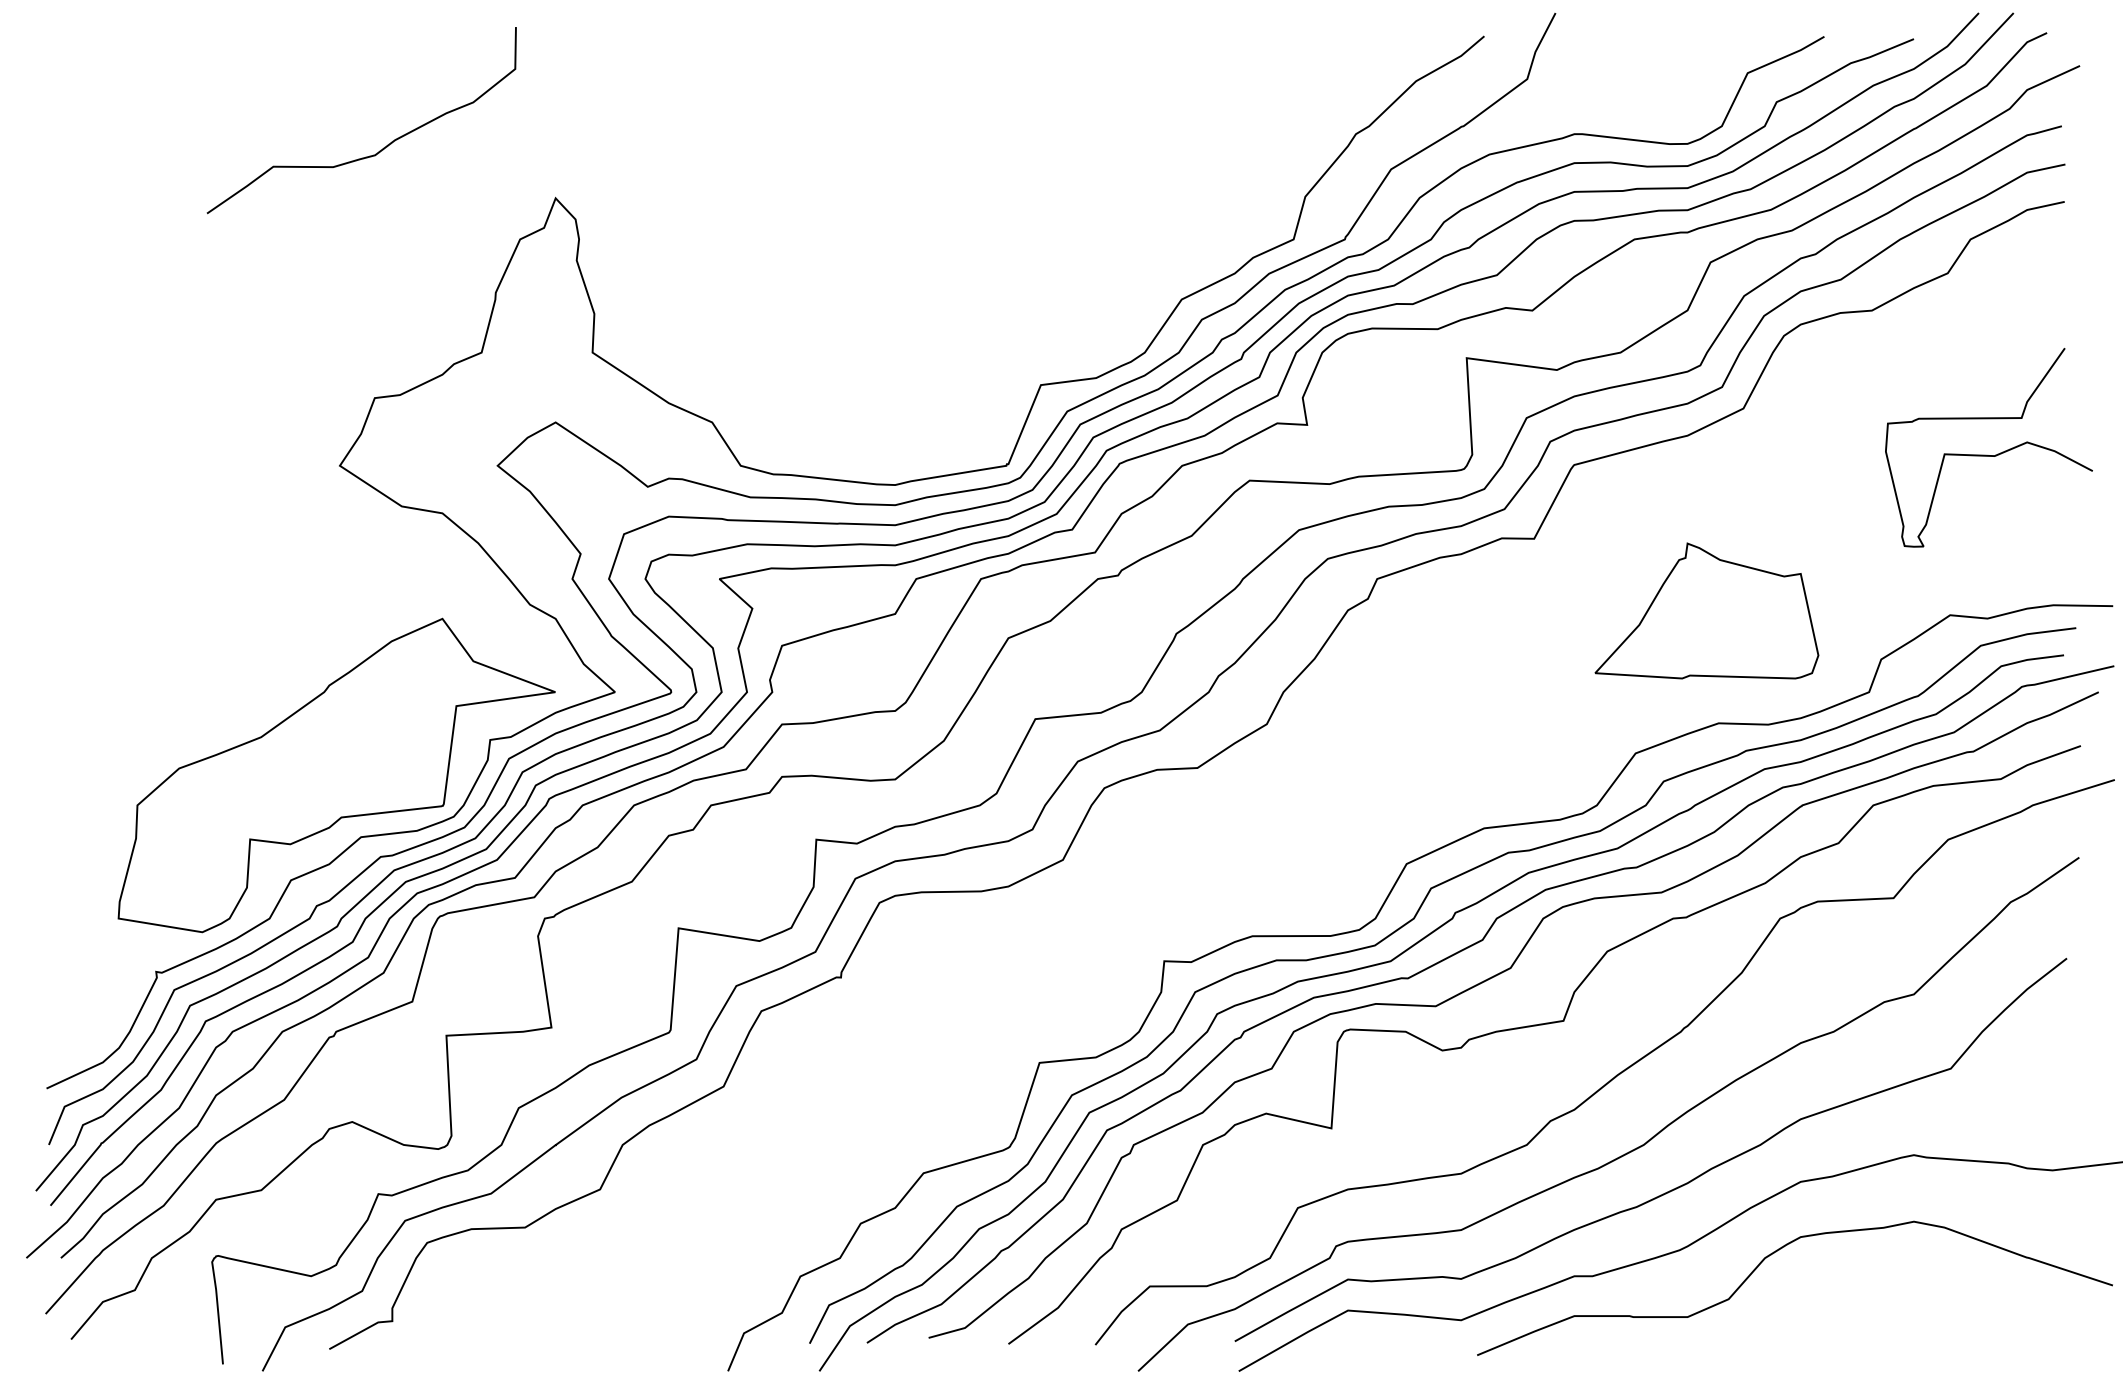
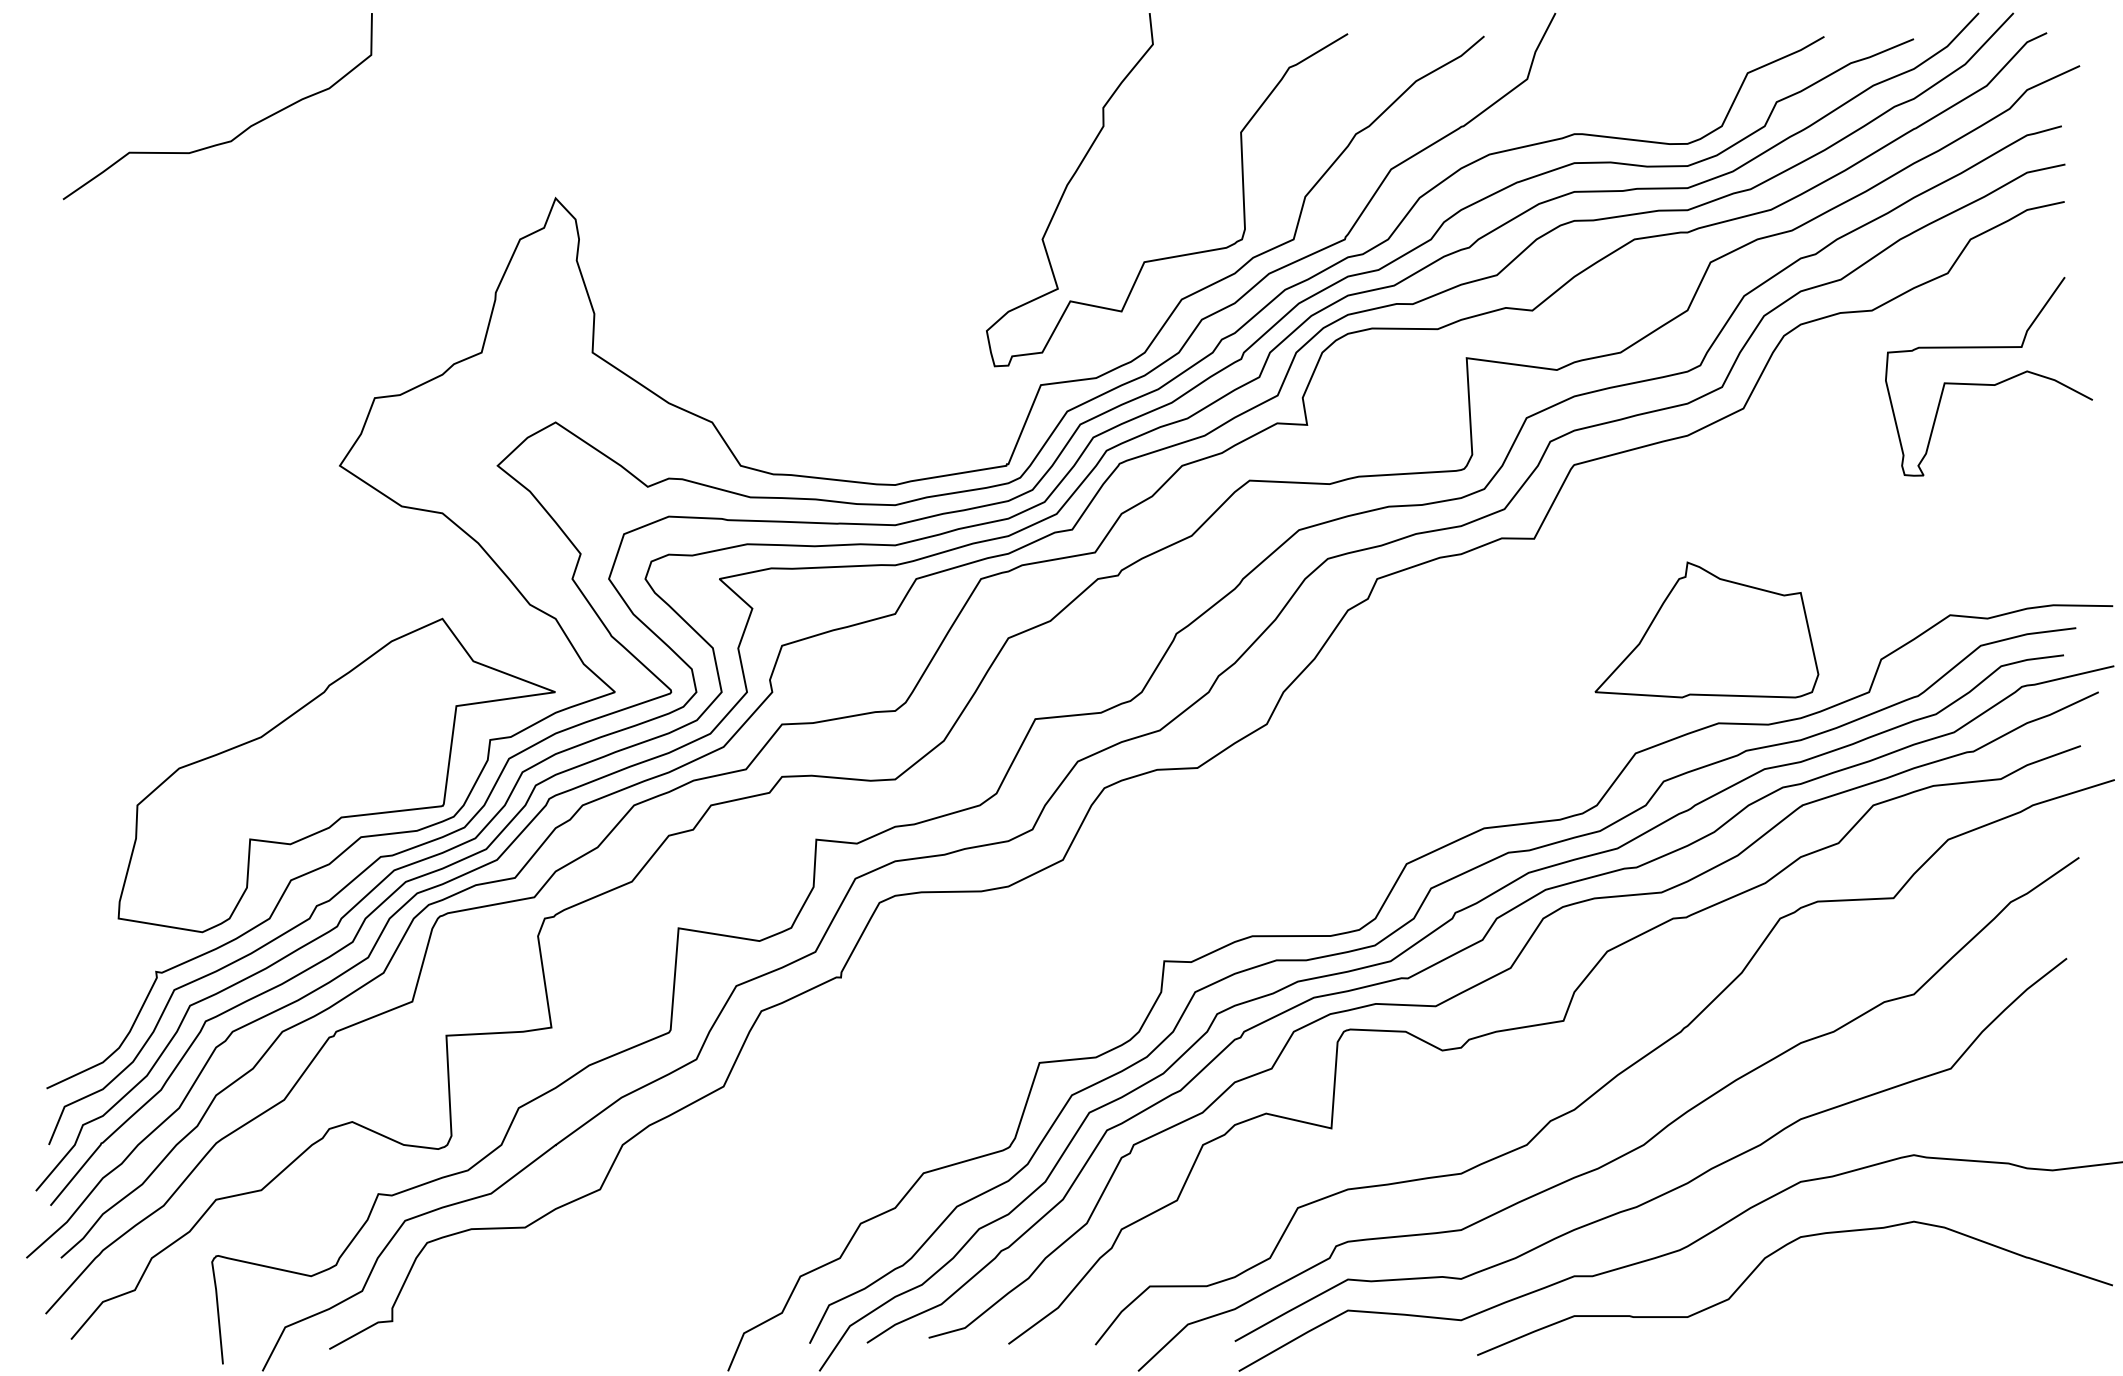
curve position: (383, 147) -> (239, 133) (239, 133)
curve: none -> present (1180, 254)
curve position: (1987, 454) -> (1987, 383) (1987, 383)
part position: (1706, 610) -> (1706, 629) (1706, 629)
